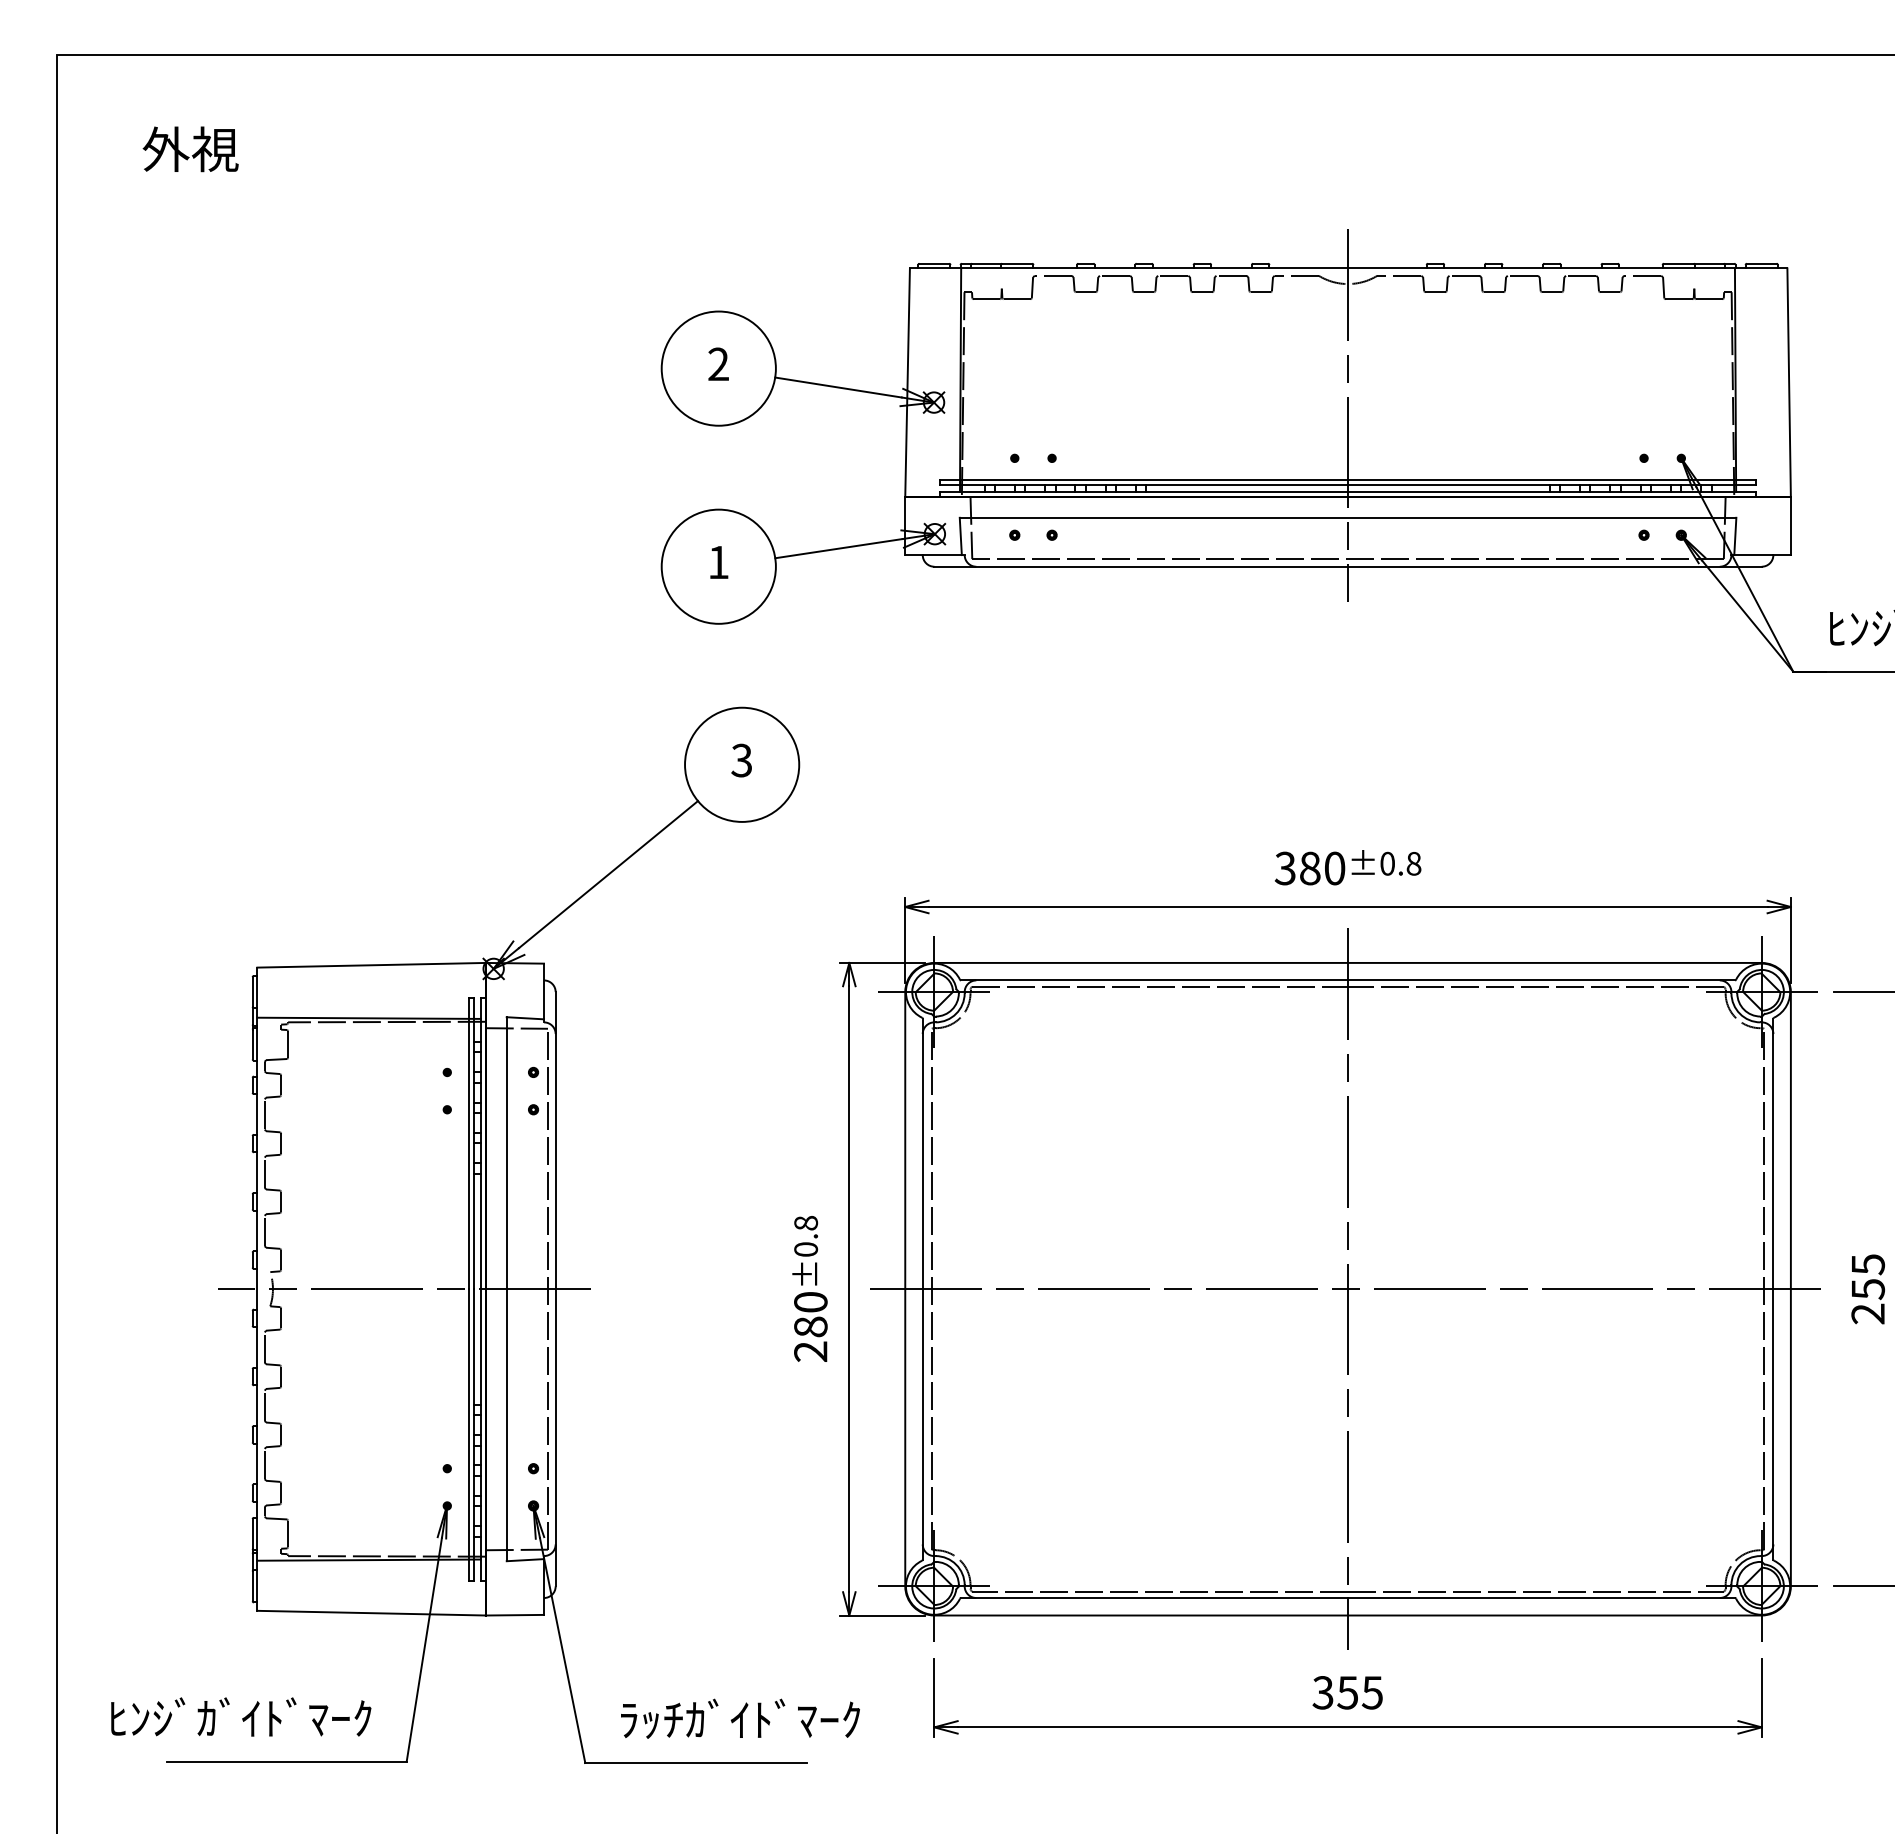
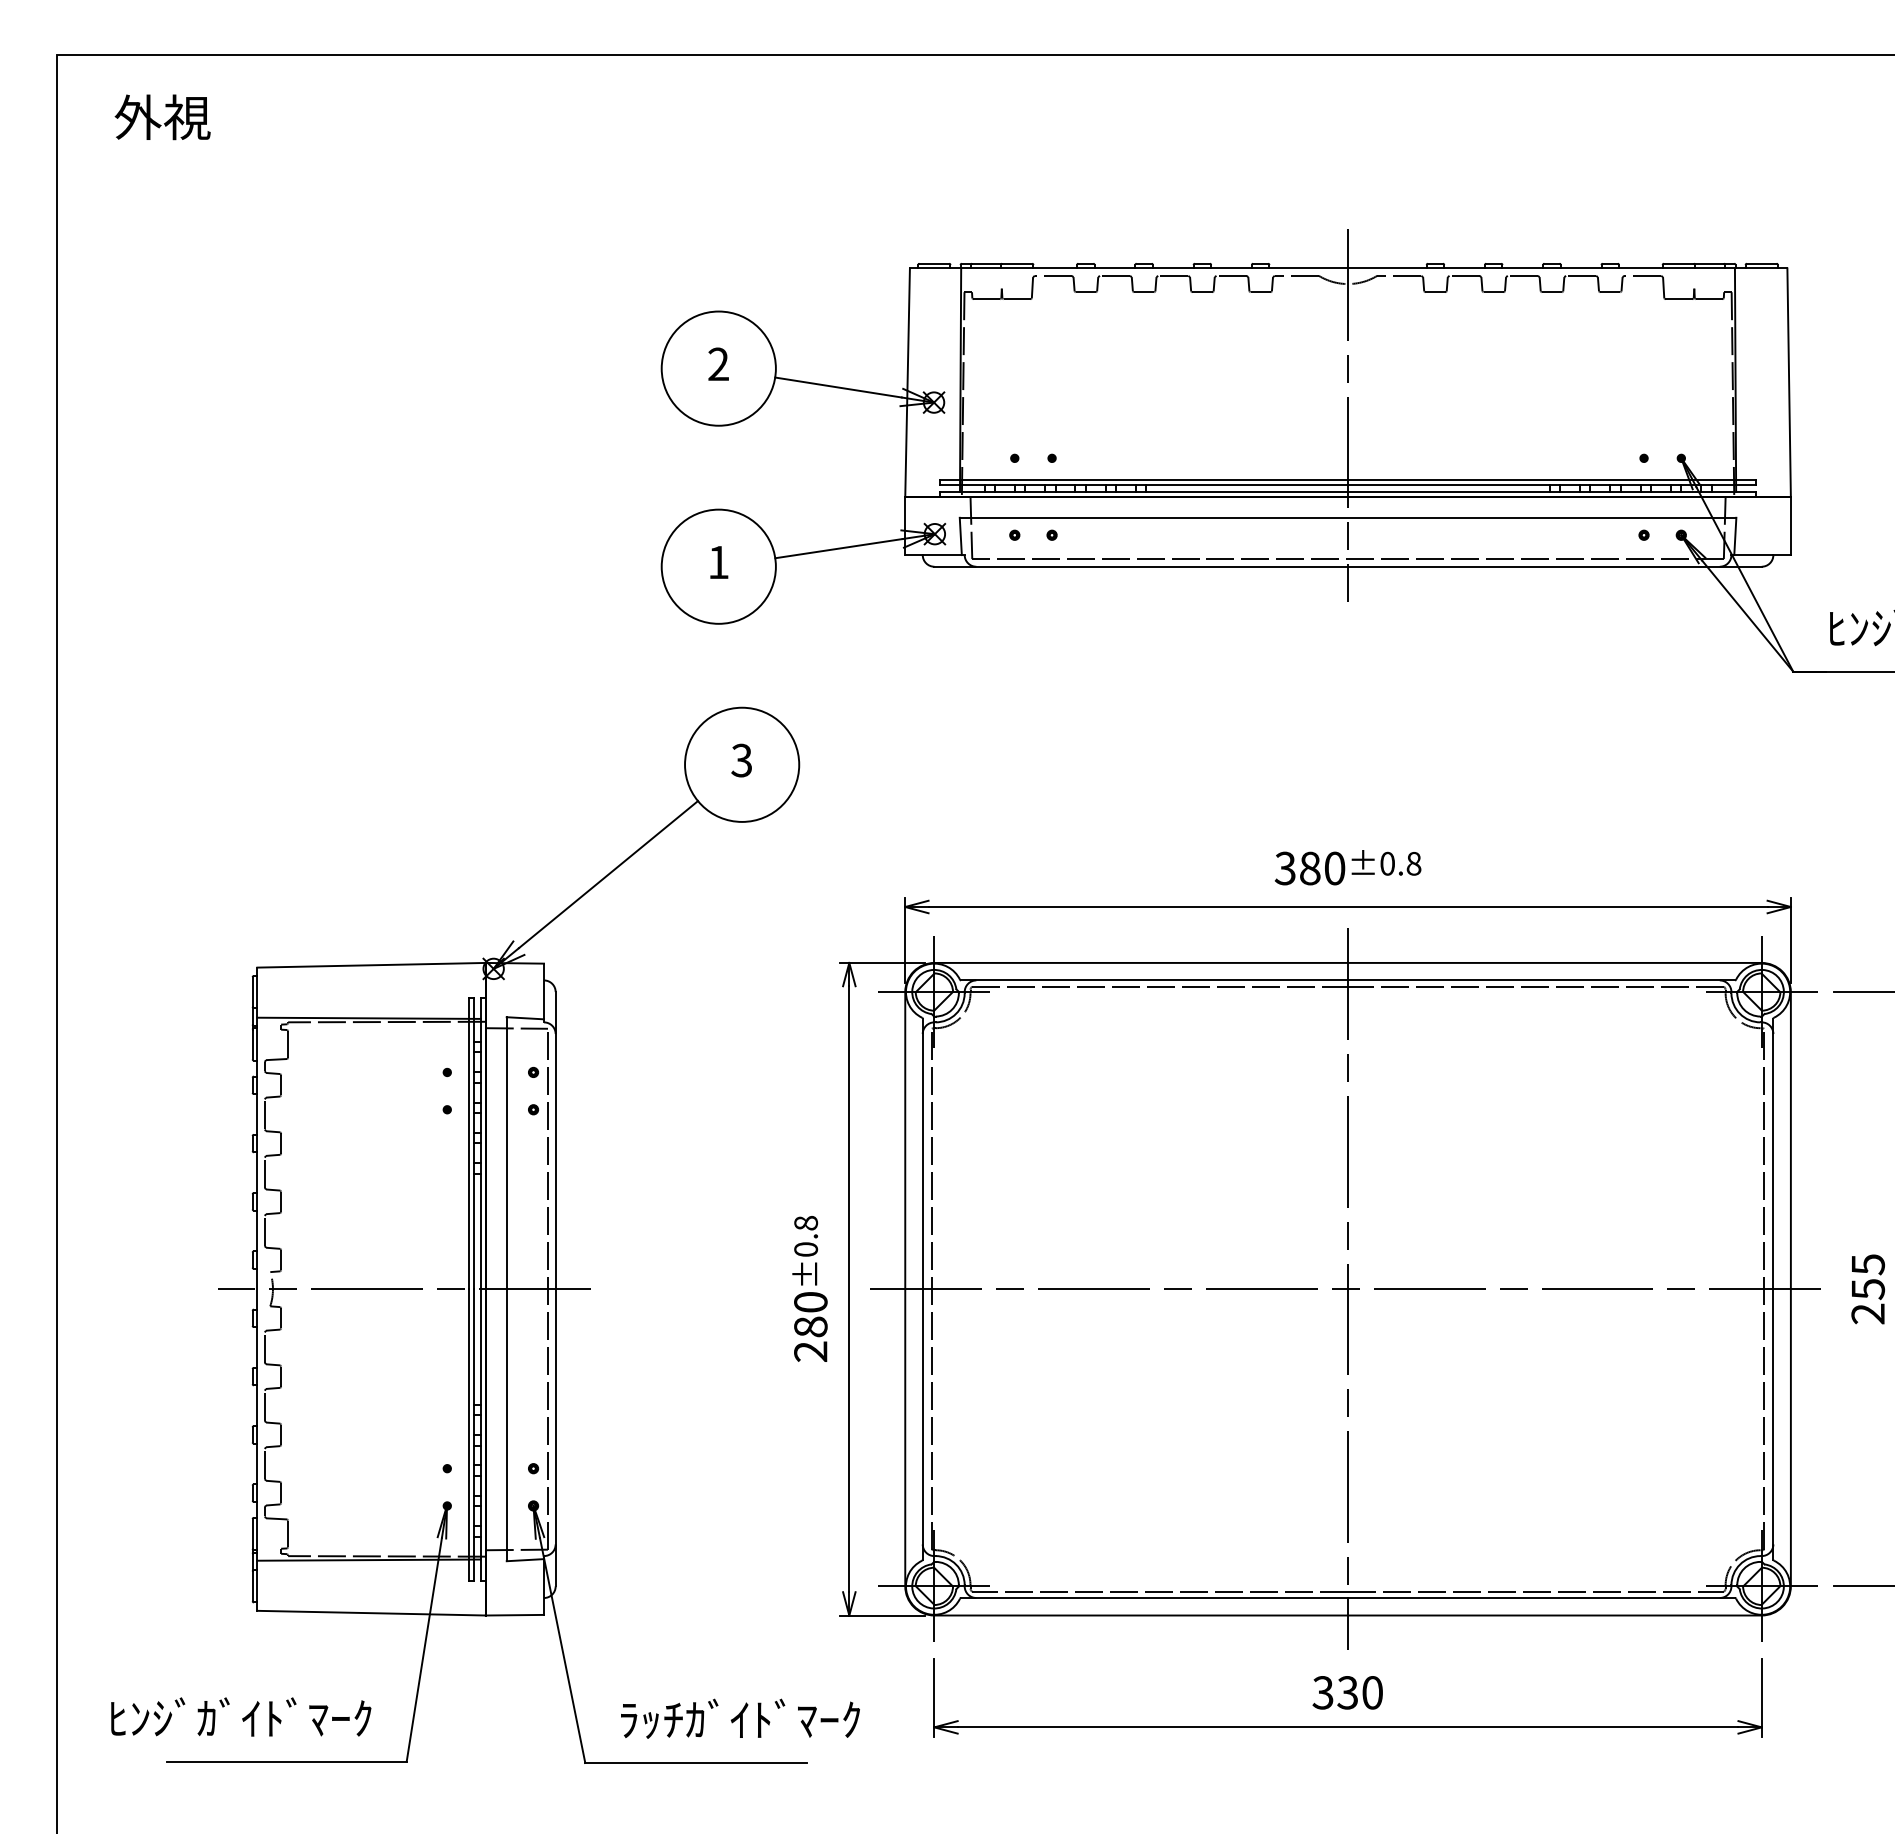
text position: (190, 149) -> (162, 117) (162, 117)
text: 355 -> 330 (1359, 1692)
